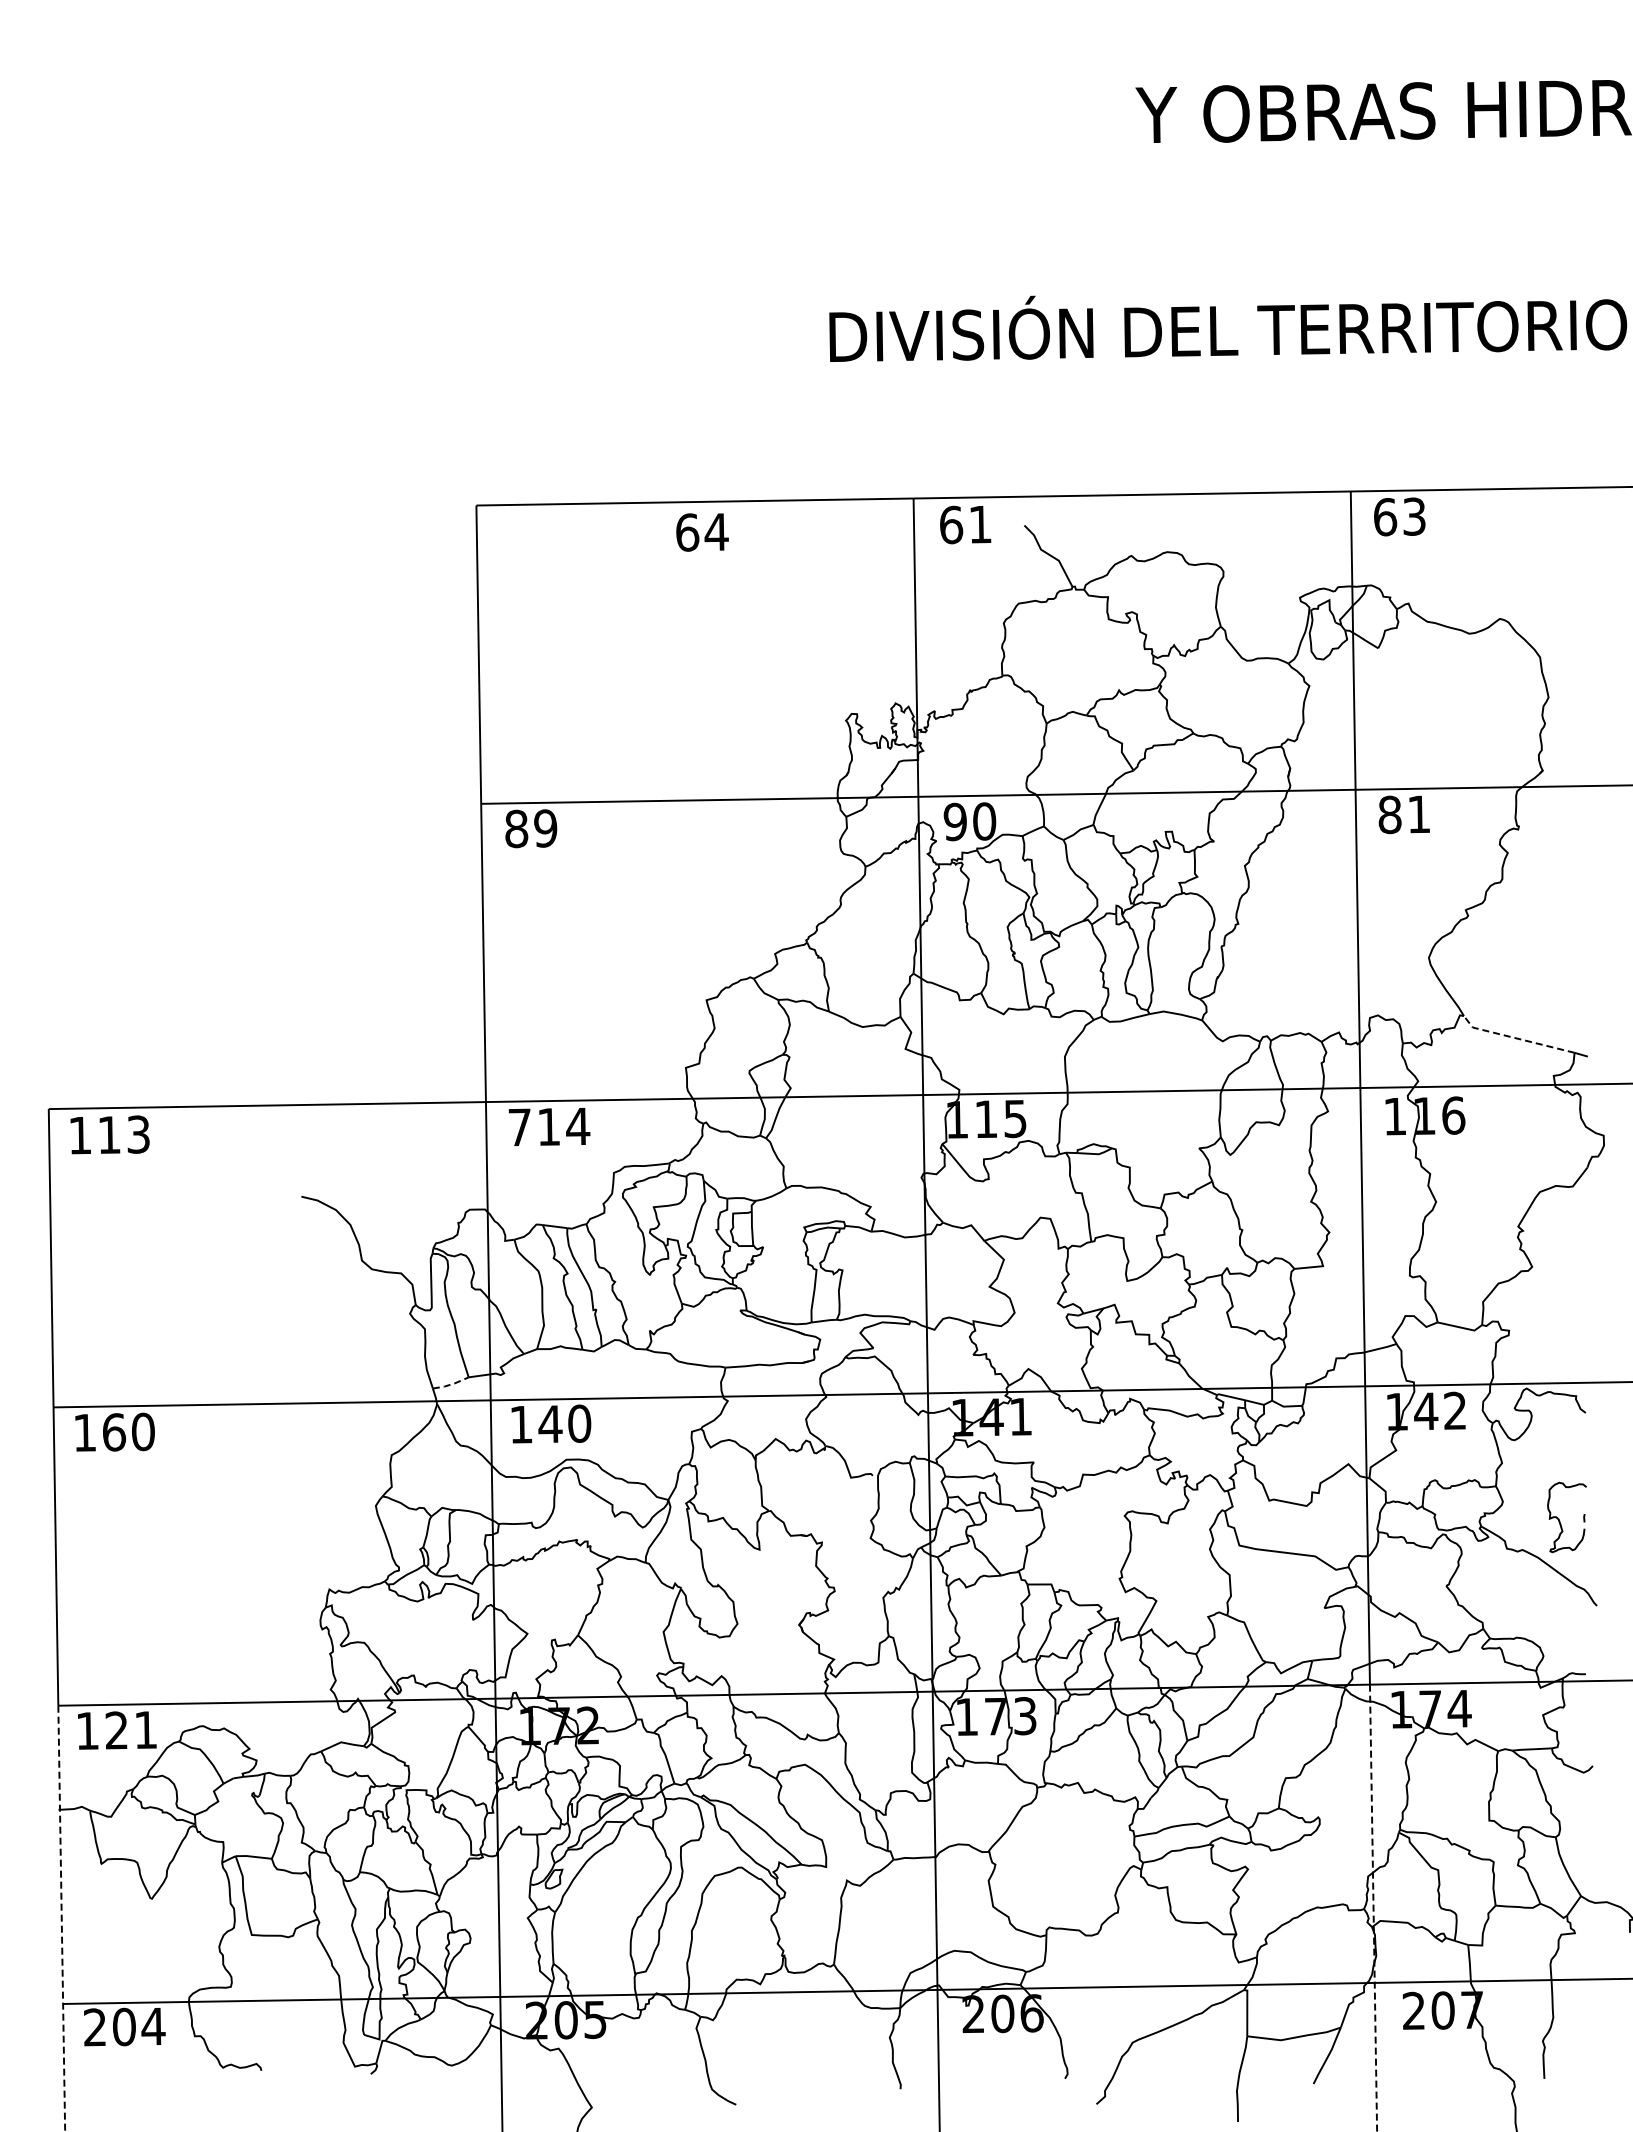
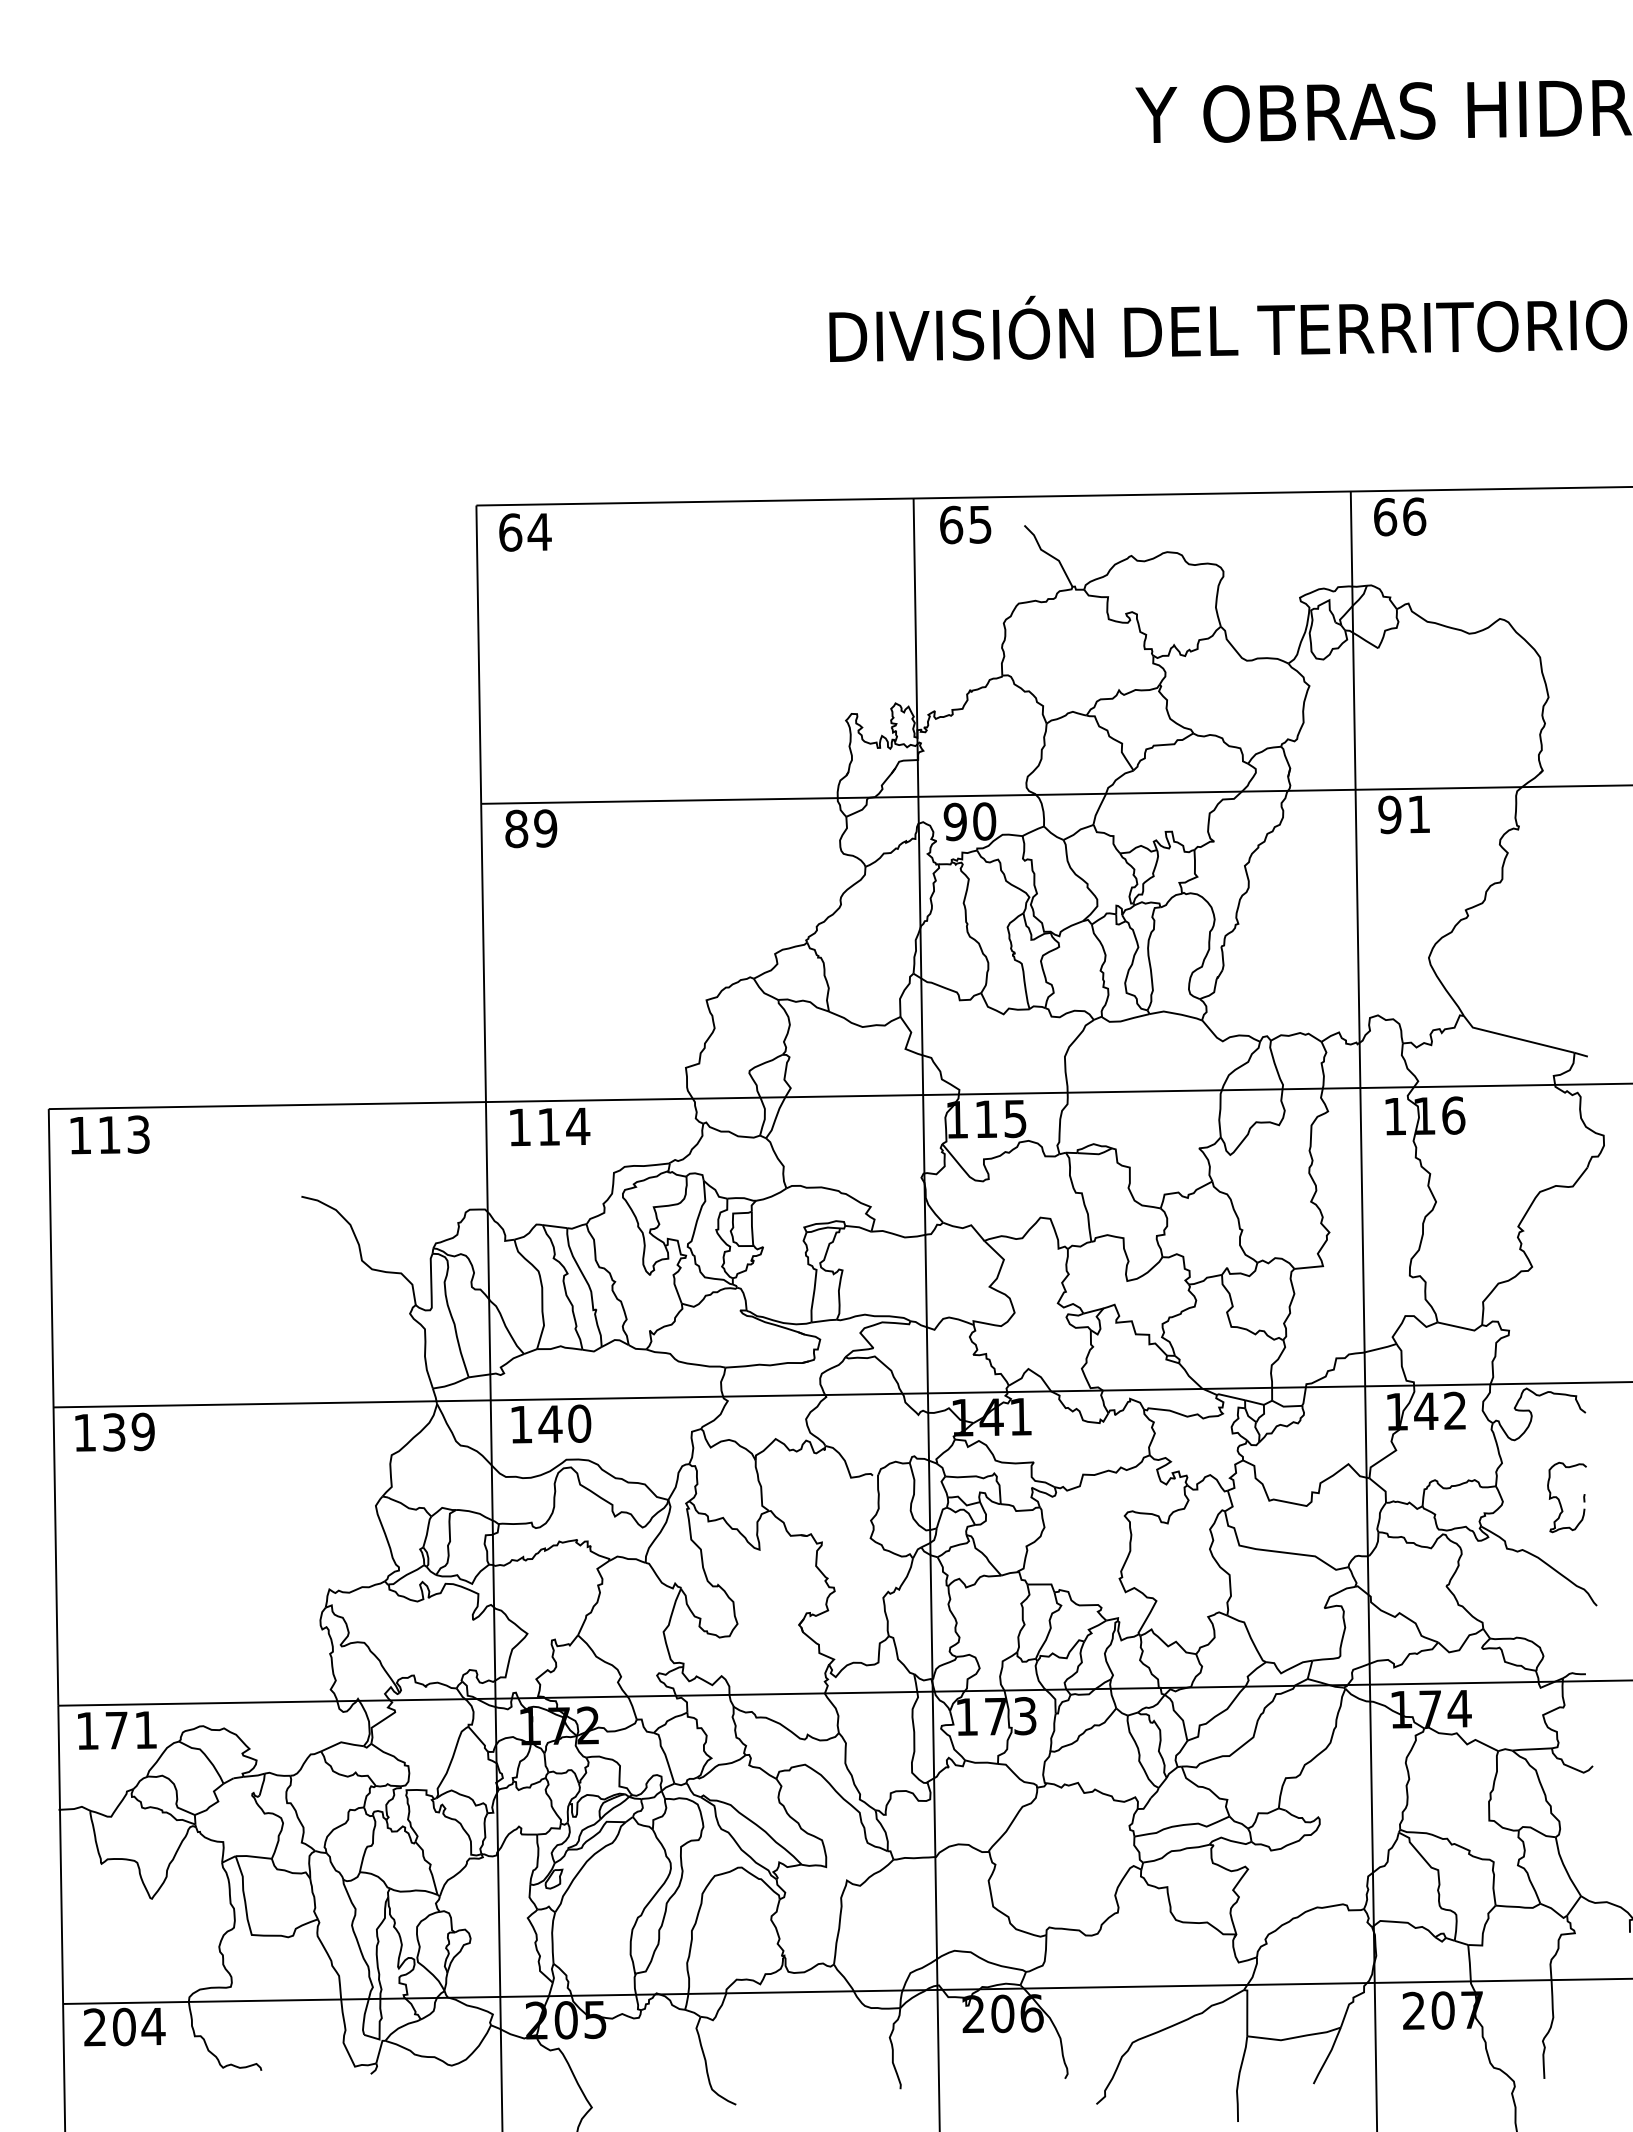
text: 63 -> 66 (1414, 516)
text: 61 -> 65 (980, 524)
text position: (702, 532) -> (525, 532) (525, 532)
text: 81 -> 91 (1389, 814)
line: dashed -> solid (1515, 1038)
text: 714 -> 114 (519, 1127)
line: dashed -> solid (451, 1384)
text: 160 -> 139 (128, 1432)
part position: (1559, 1518) -> (1559, 1498) (1559, 1498)
text: 121 -> 171 (116, 1730)
line: dashed -> solid (1373, 1908)
line: dashed -> solid (61, 1918)
